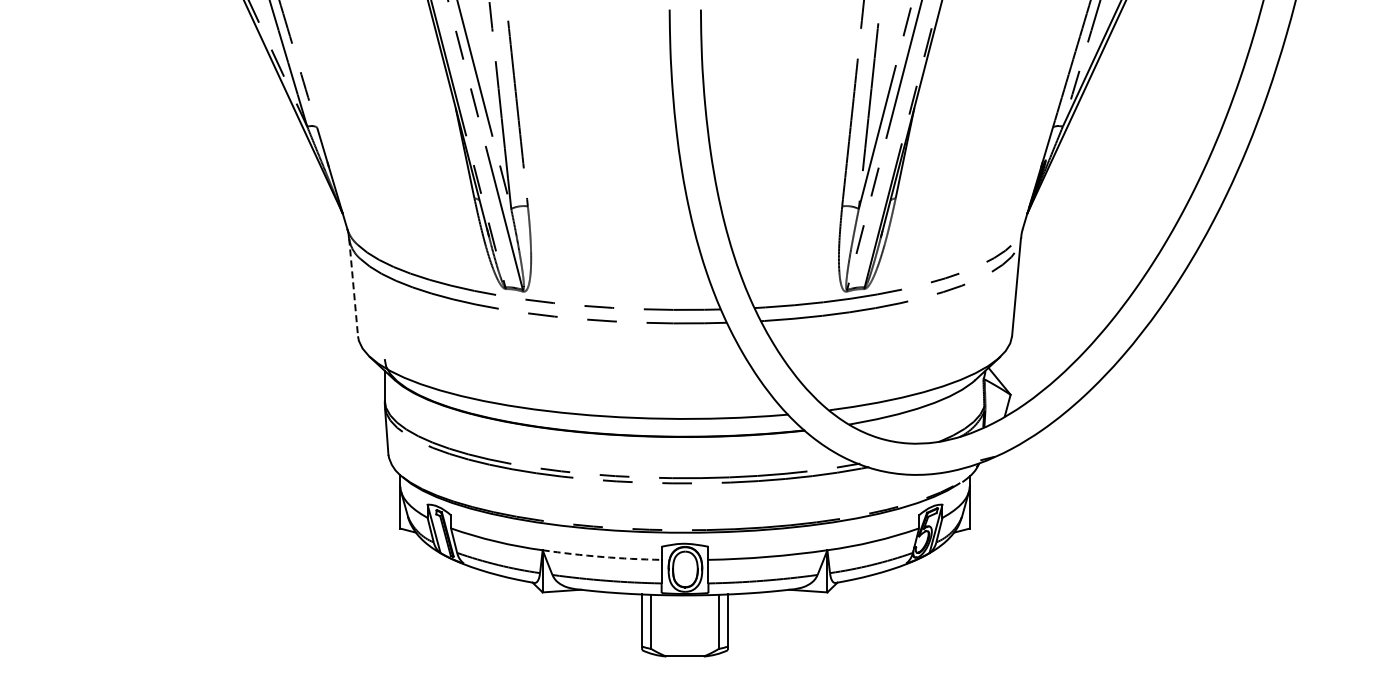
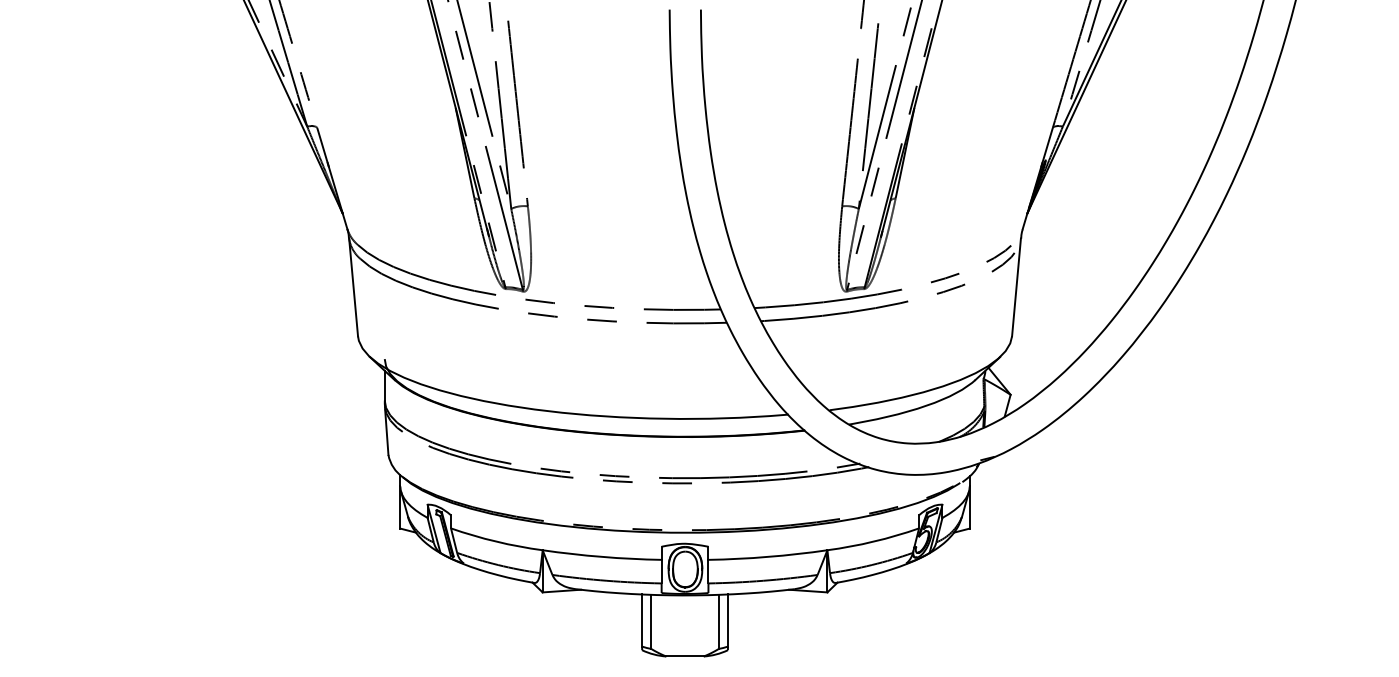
line: dashed -> solid (353, 287)
arc: dashed -> solid (602, 556)
